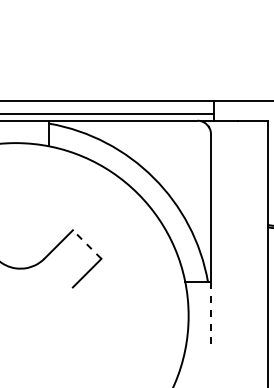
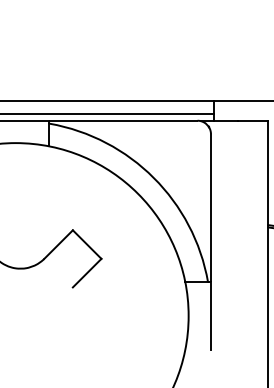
line: dashed -> solid (86, 244)
line: dashed -> solid (211, 315)
